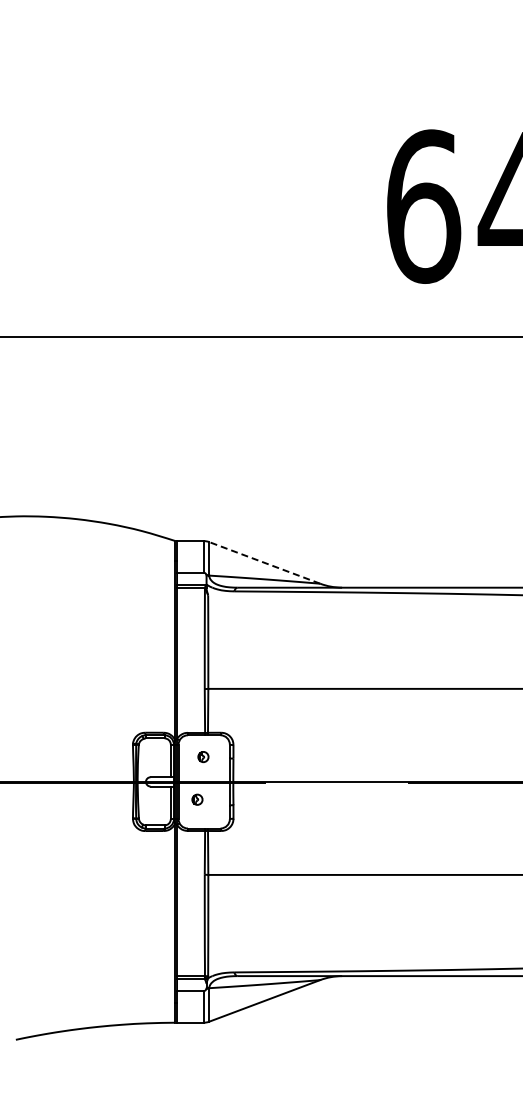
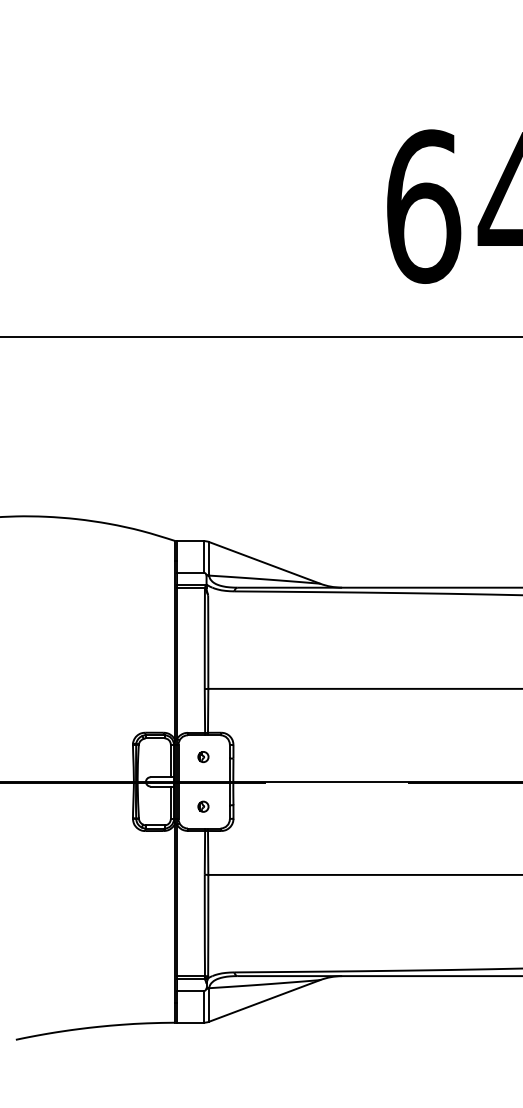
line: dashed -> solid (264, 562)
part position: (197, 799) -> (203, 806) (203, 806)
